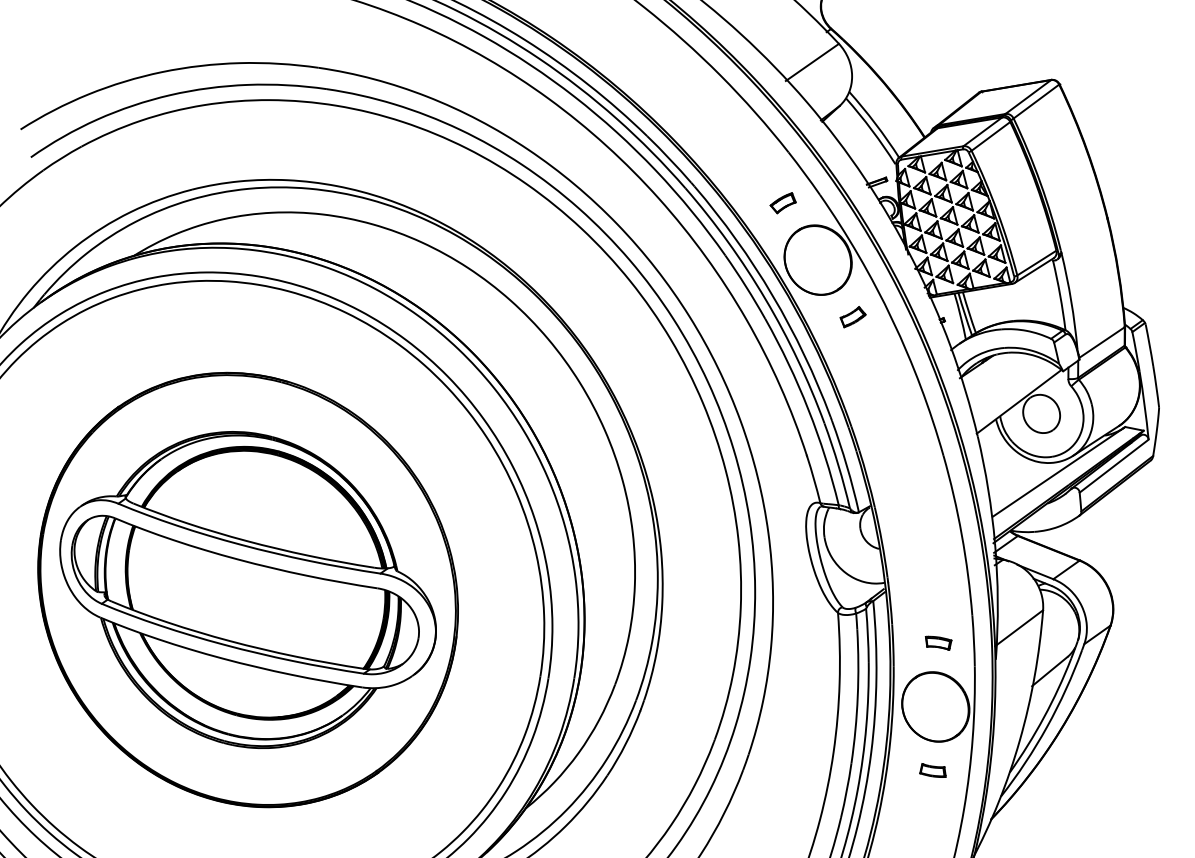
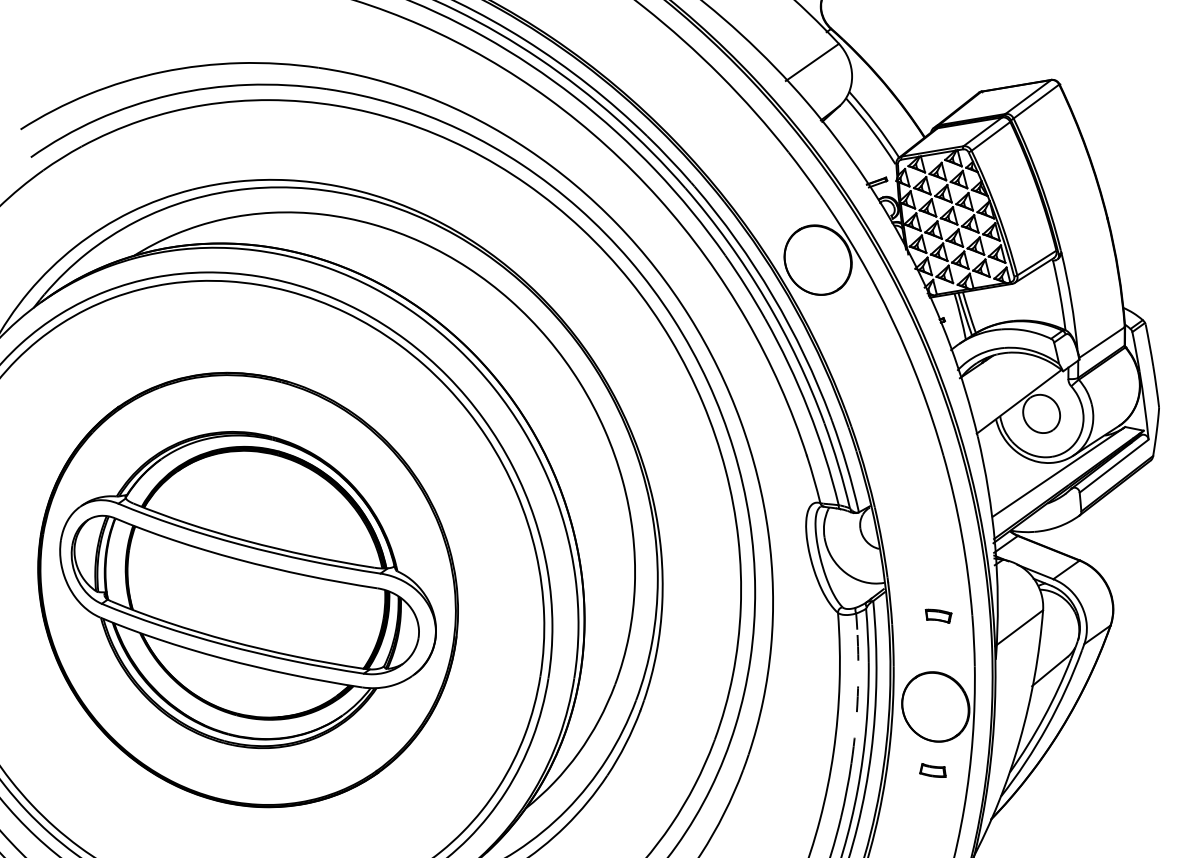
part: present -> none (782, 203)
part: present -> none (852, 317)
part position: (938, 642) -> (938, 615) (938, 615)
arc: solid -> dashed (857, 696)
